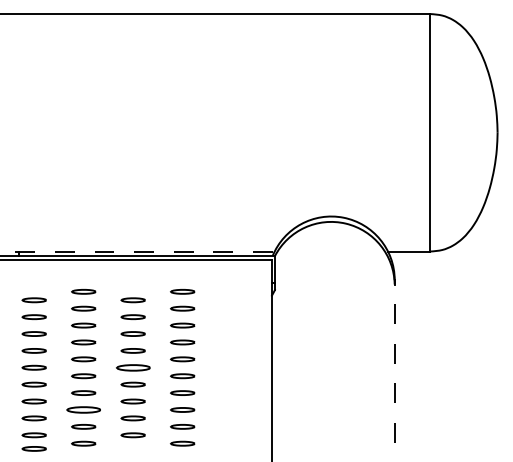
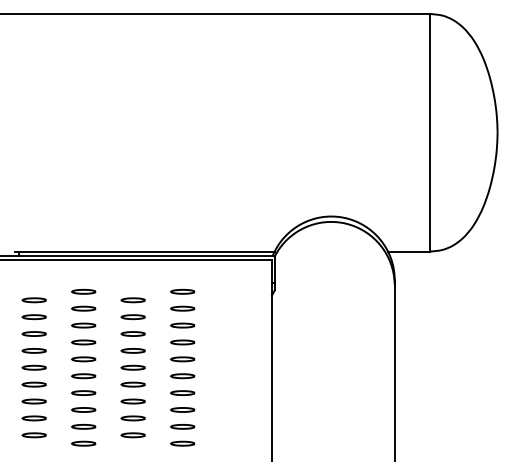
line: dashed -> solid (145, 251)
part size: 35x8 px -> 26x7 px (132, 367)
line: dashed -> solid (394, 372)
part size: 35x8 px -> 26x6 px (83, 409)
part: present -> none (33, 448)
